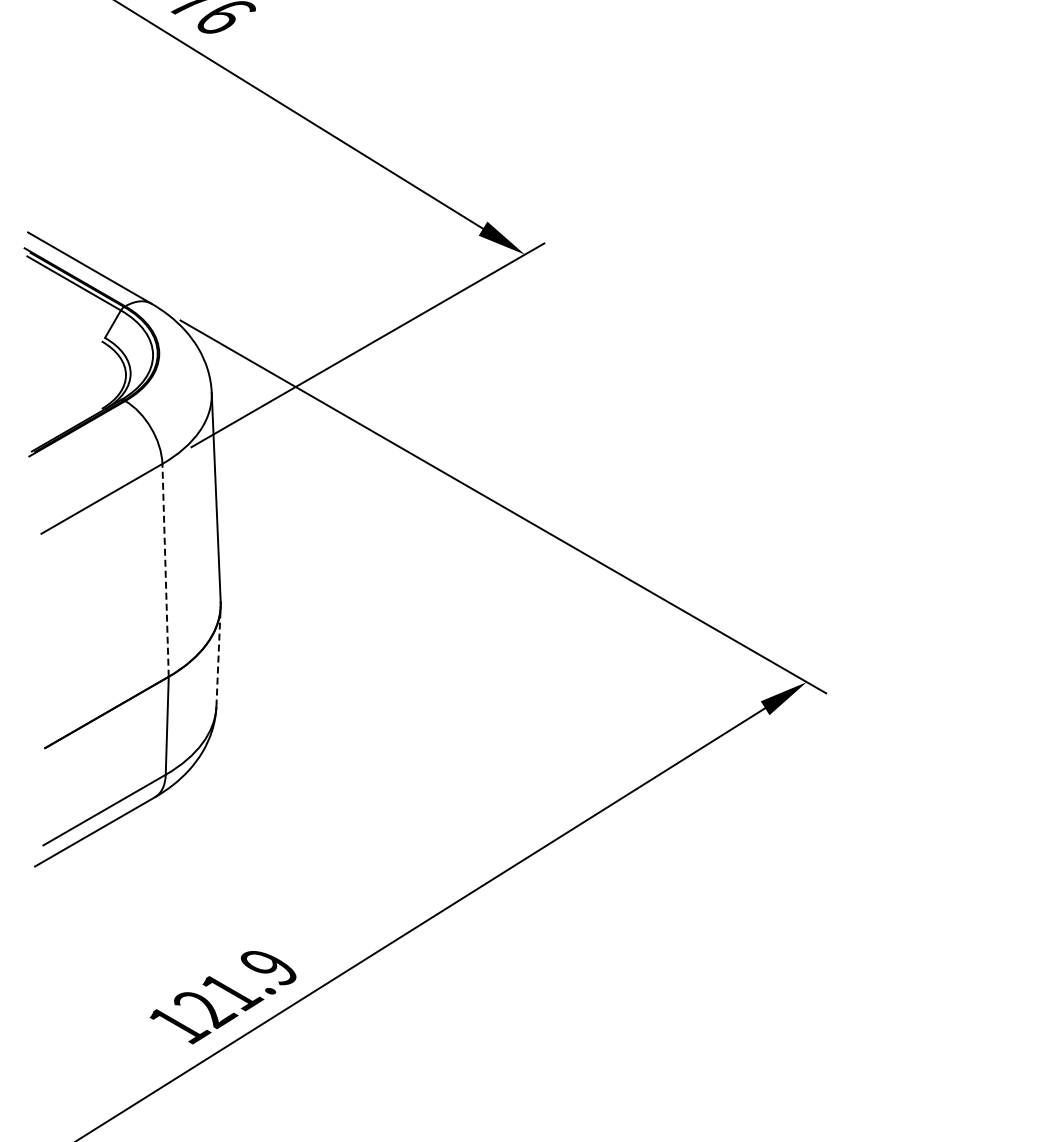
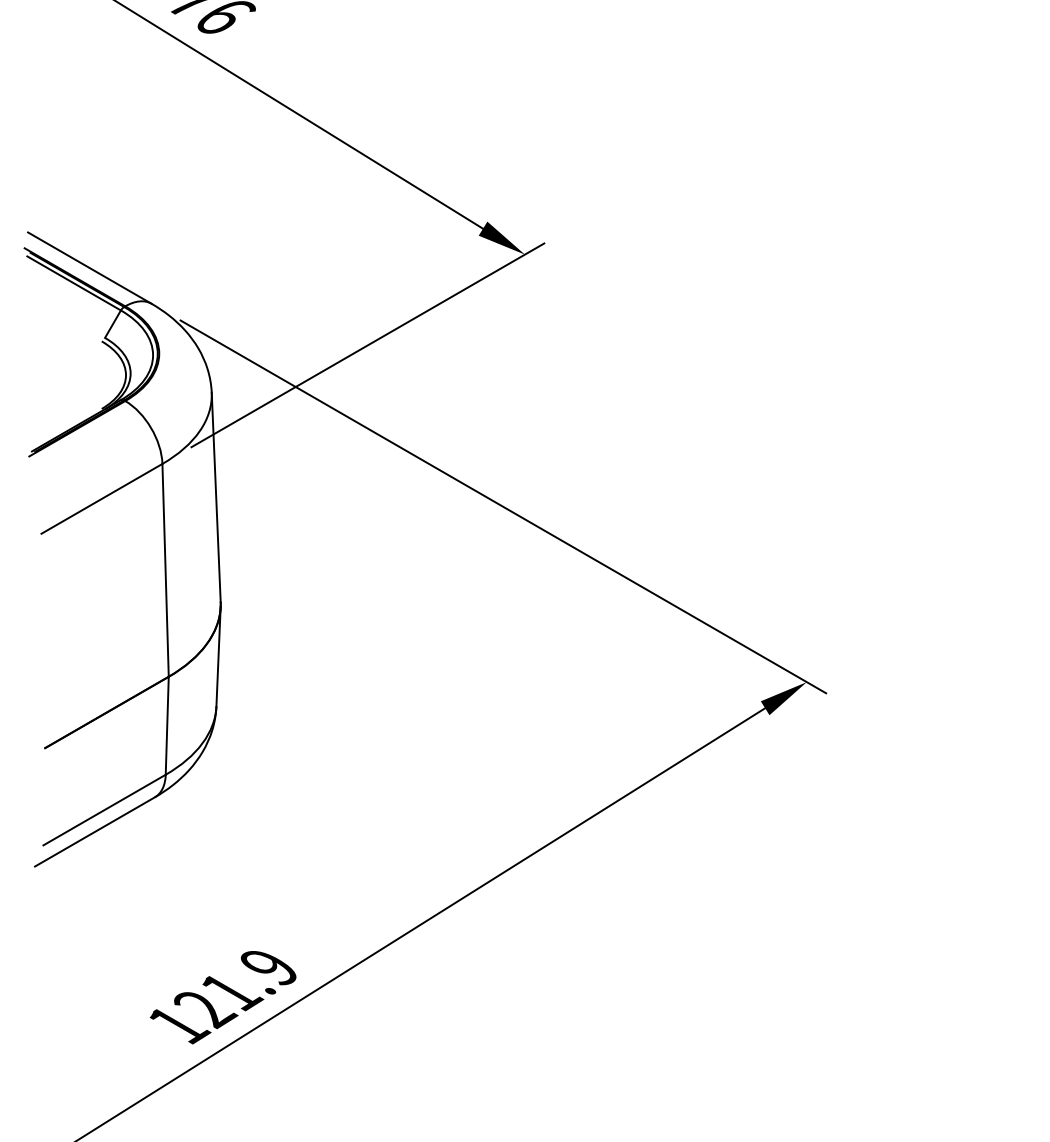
line: dashed -> solid (165, 569)
line: dashed -> solid (218, 656)
